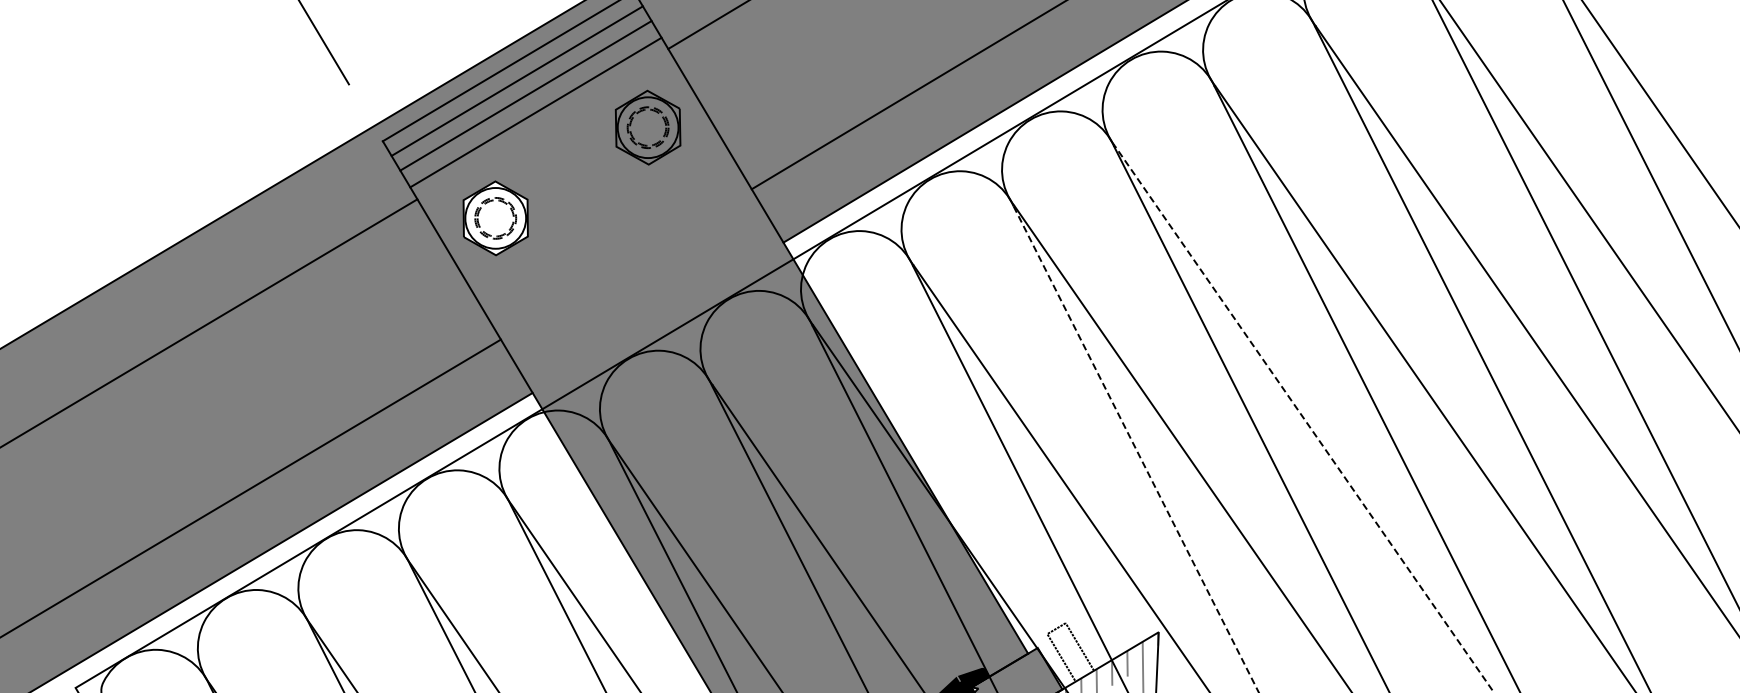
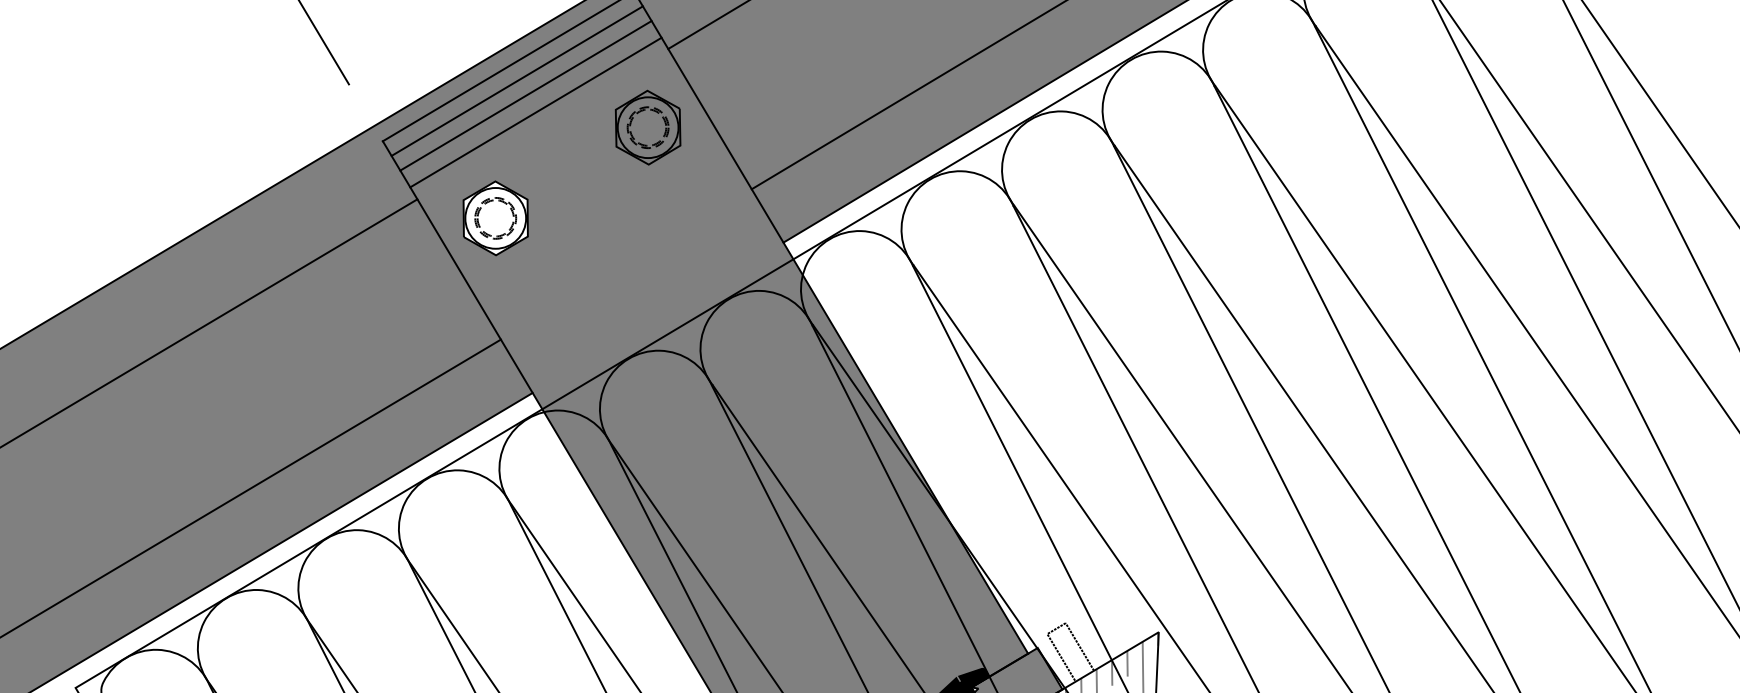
line: dashed -> solid (1304, 419)
line: dashed -> solid (1136, 449)
